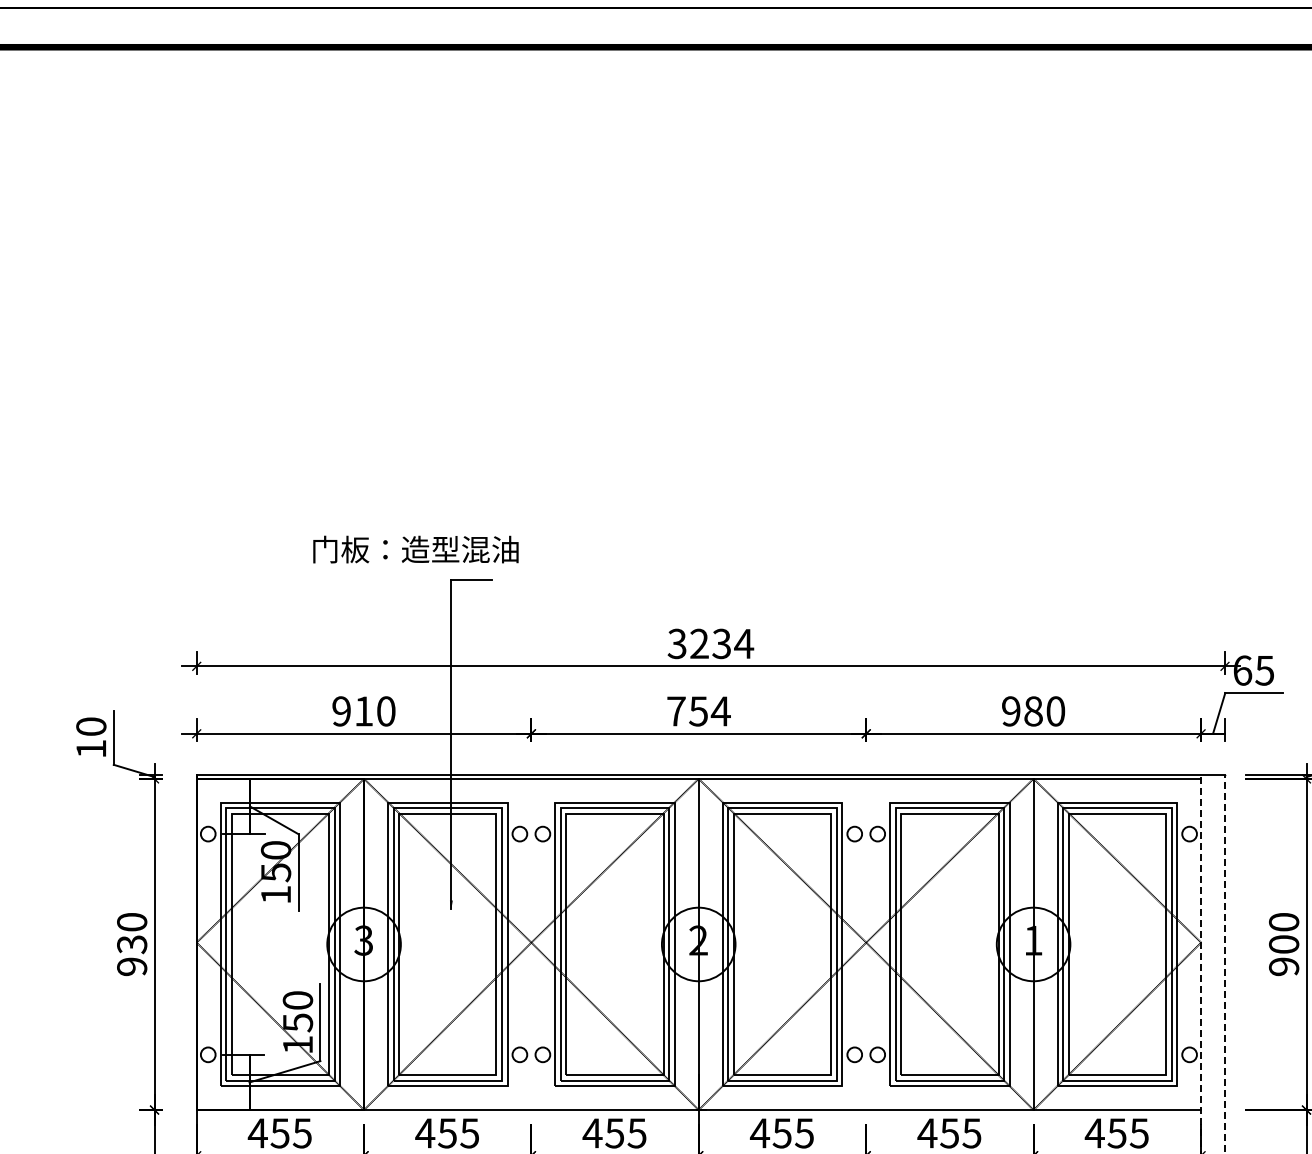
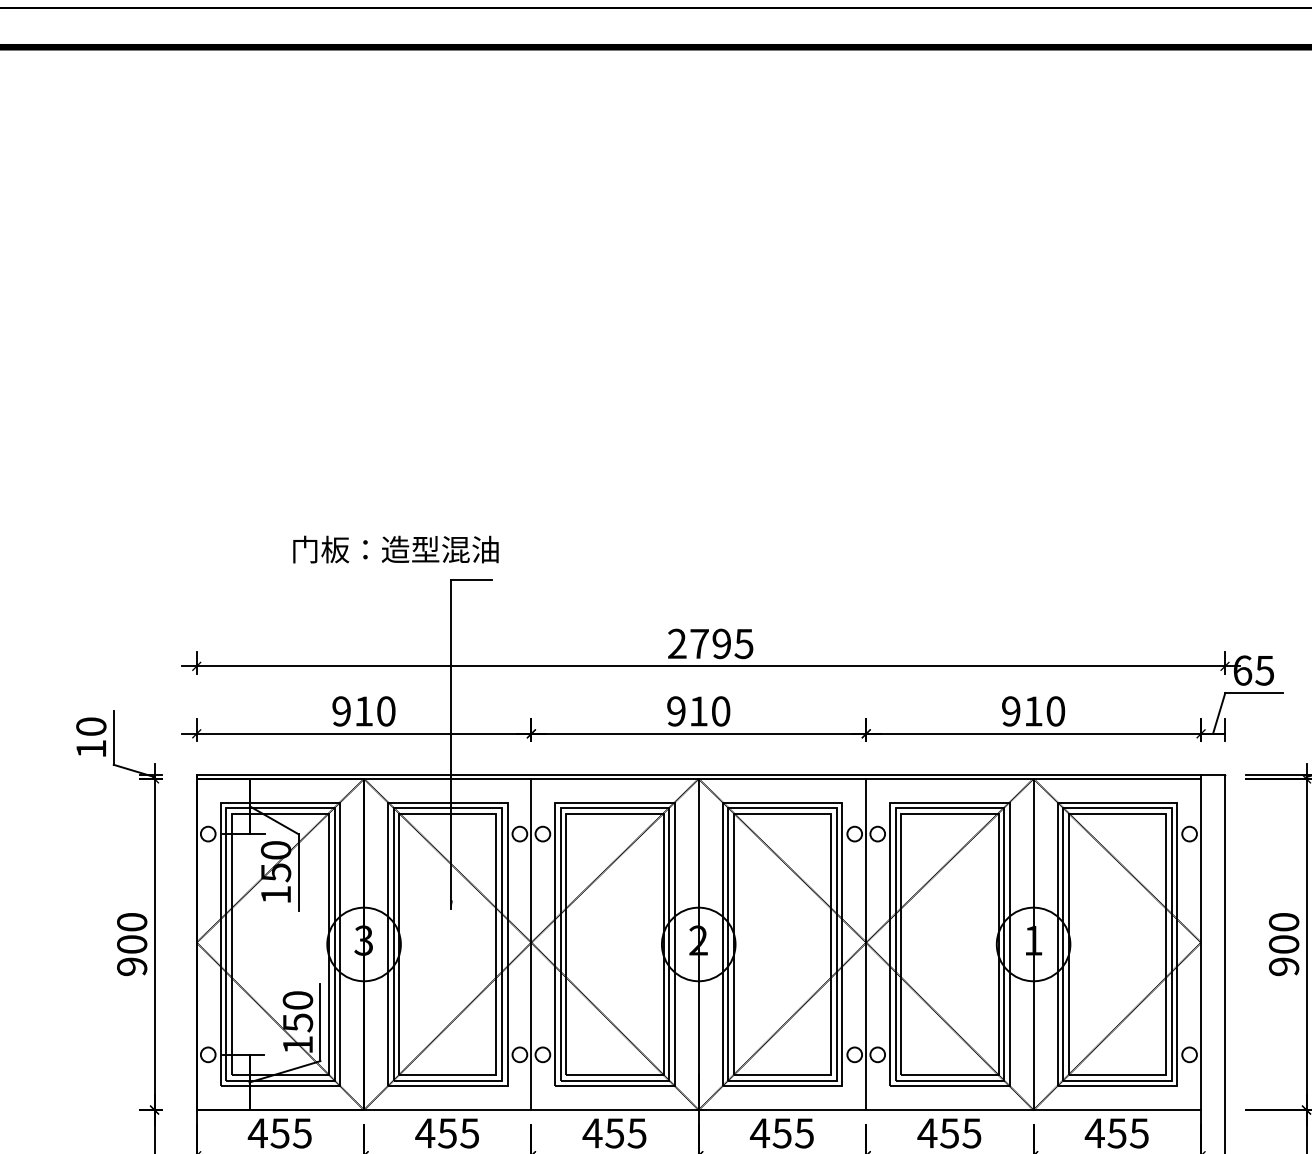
text position: (415, 549) -> (395, 549) (395, 549)
text: 3234 -> 2795 (710, 643)
text: 754 -> 910 (698, 711)
text: 980 -> 910 (1033, 711)
text: 930 -> 900 (132, 944)
line: none -> present (531, 944)
line: none -> present (866, 944)
line: dashed -> solid (1201, 963)
line: dashed -> solid (1225, 964)
